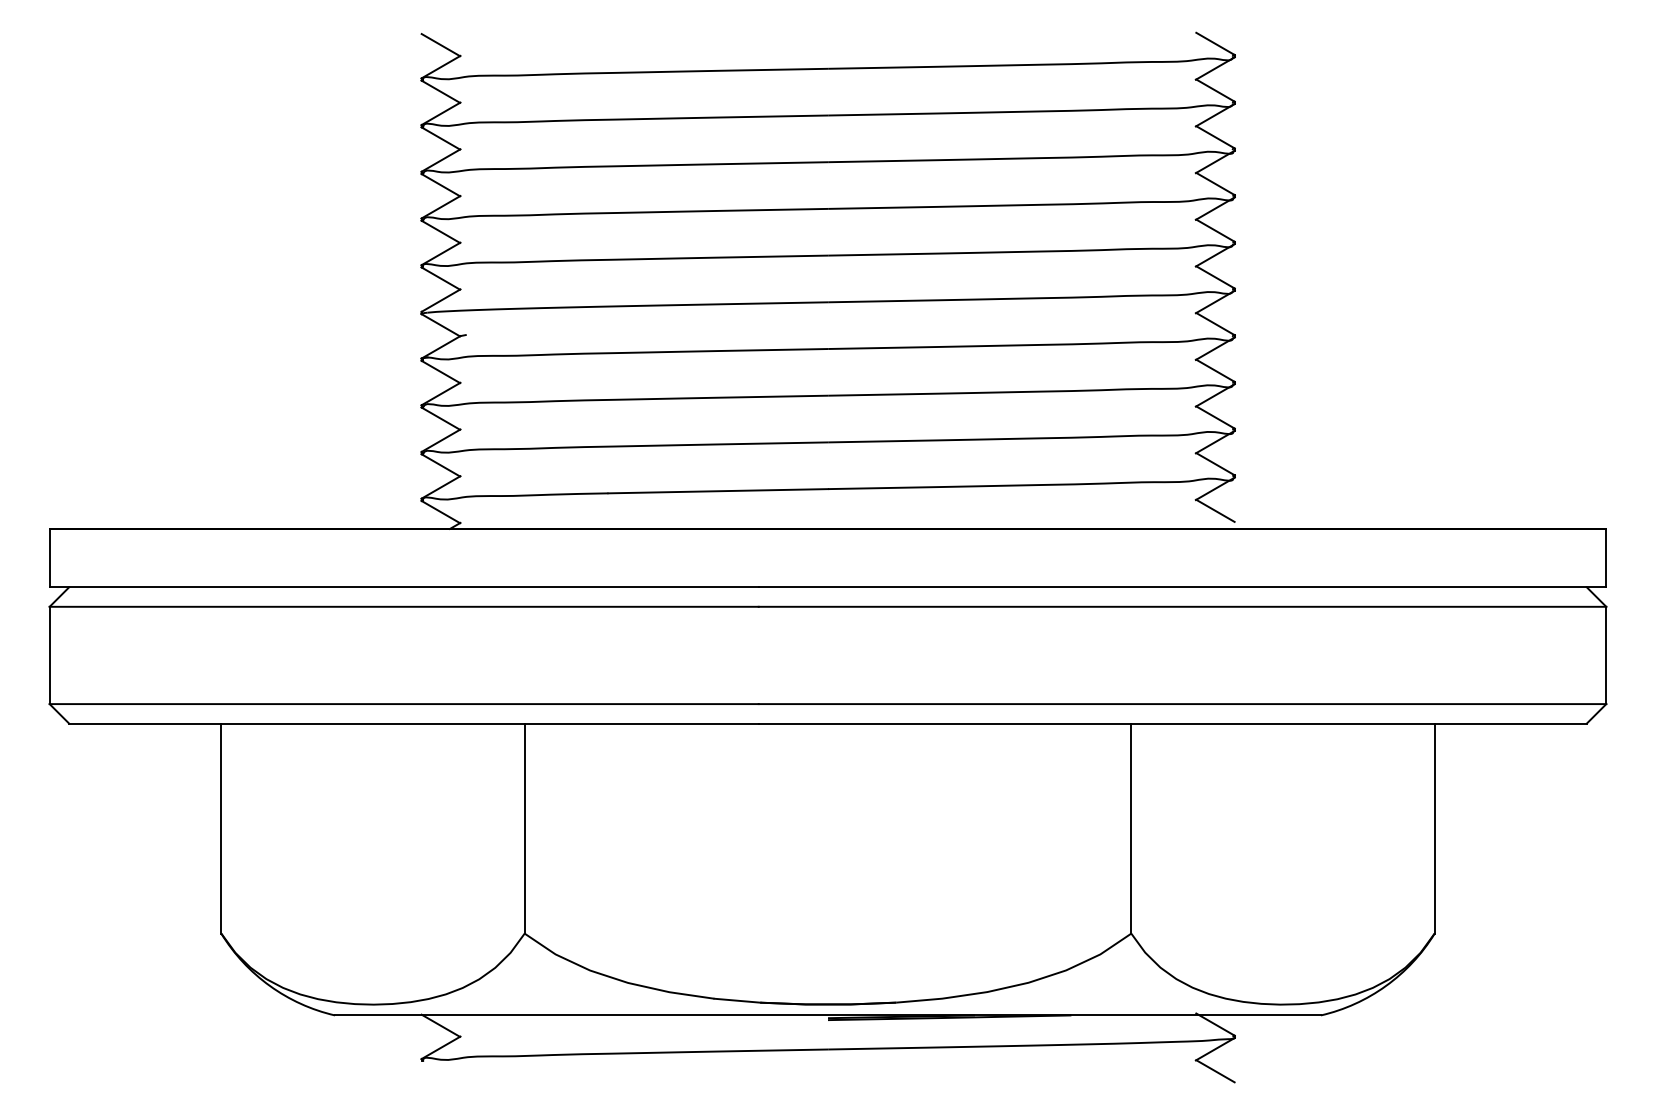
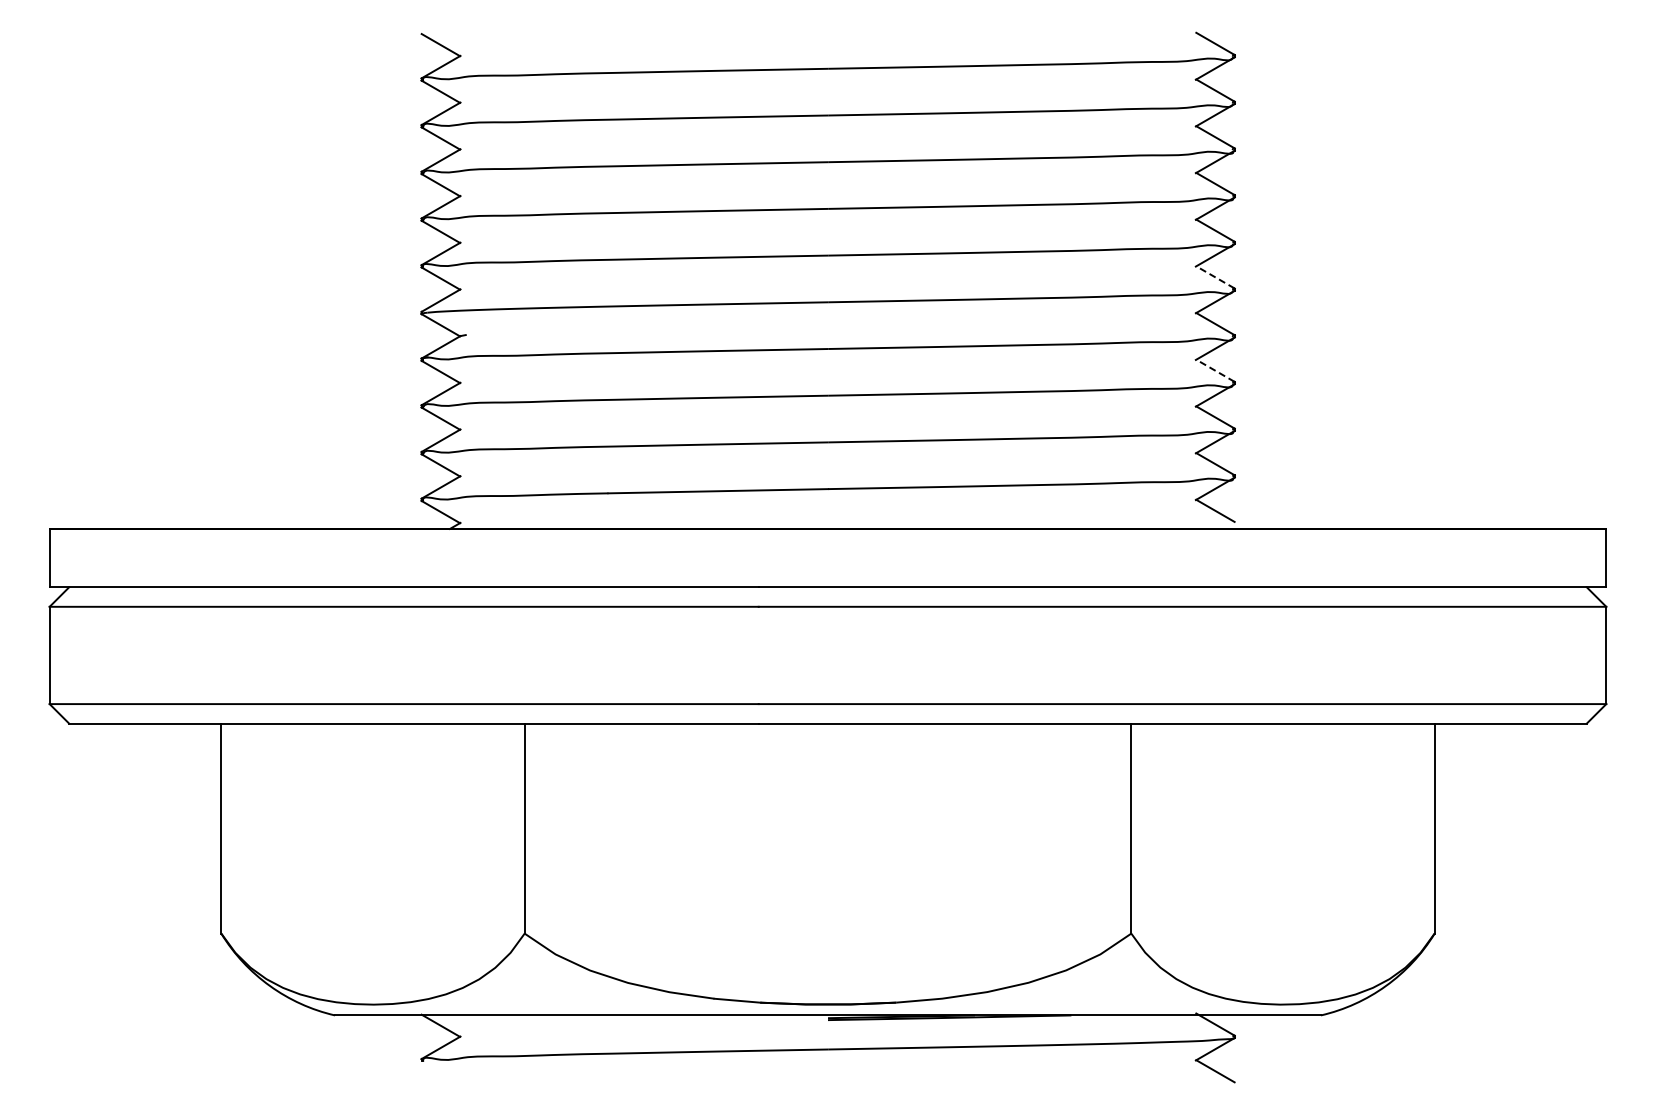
line: solid -> dashed (1215, 277)
line: solid -> dashed (1215, 370)
